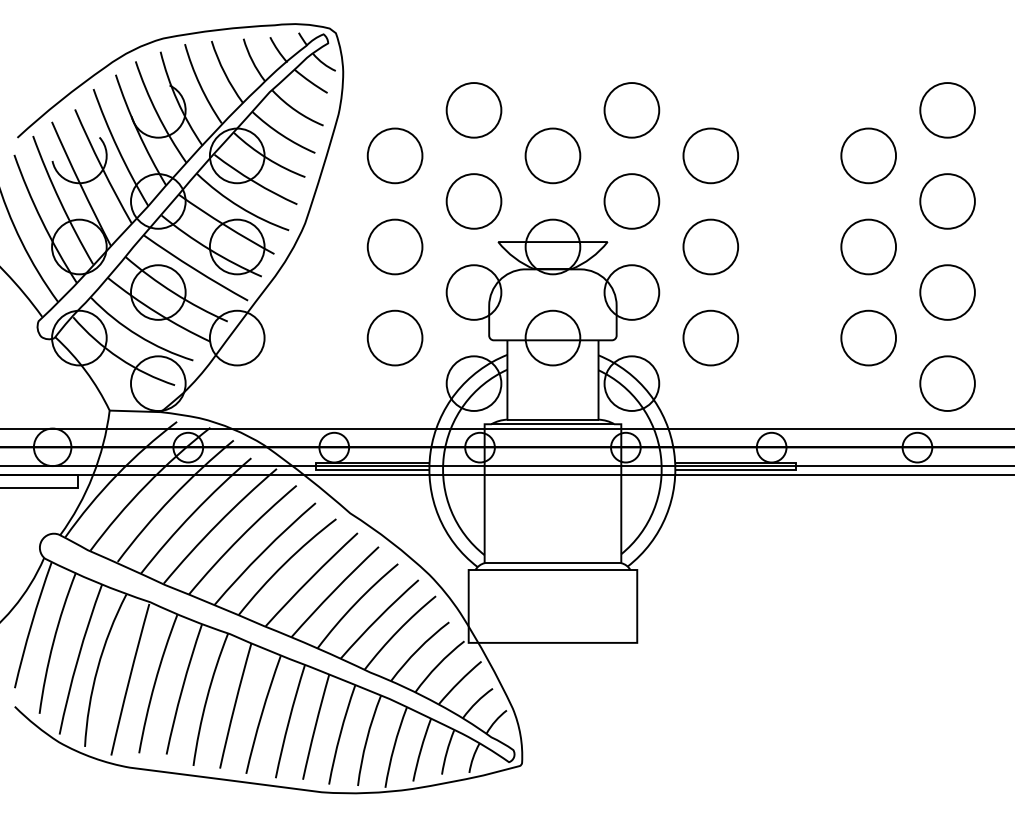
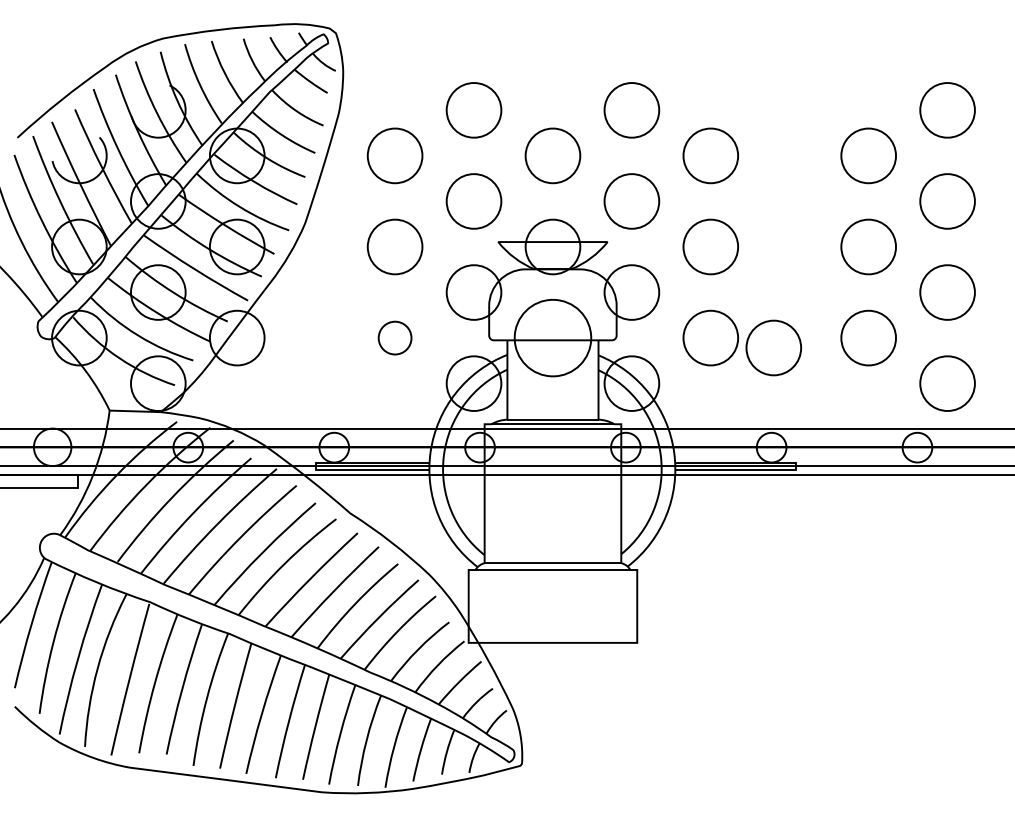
circle diameter: 55 px -> 33 px (394, 337)
circle diameter: 55 px -> 77 px (552, 337)
circle: none -> present (773, 347)
